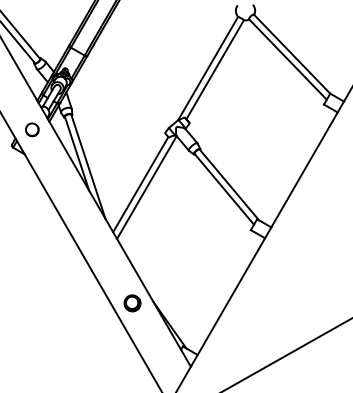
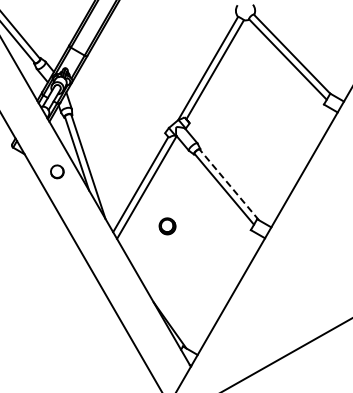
part position: (32, 129) -> (57, 171) (57, 171)
line: solid -> dashed (229, 184)
part position: (132, 303) -> (167, 226) (167, 226)
